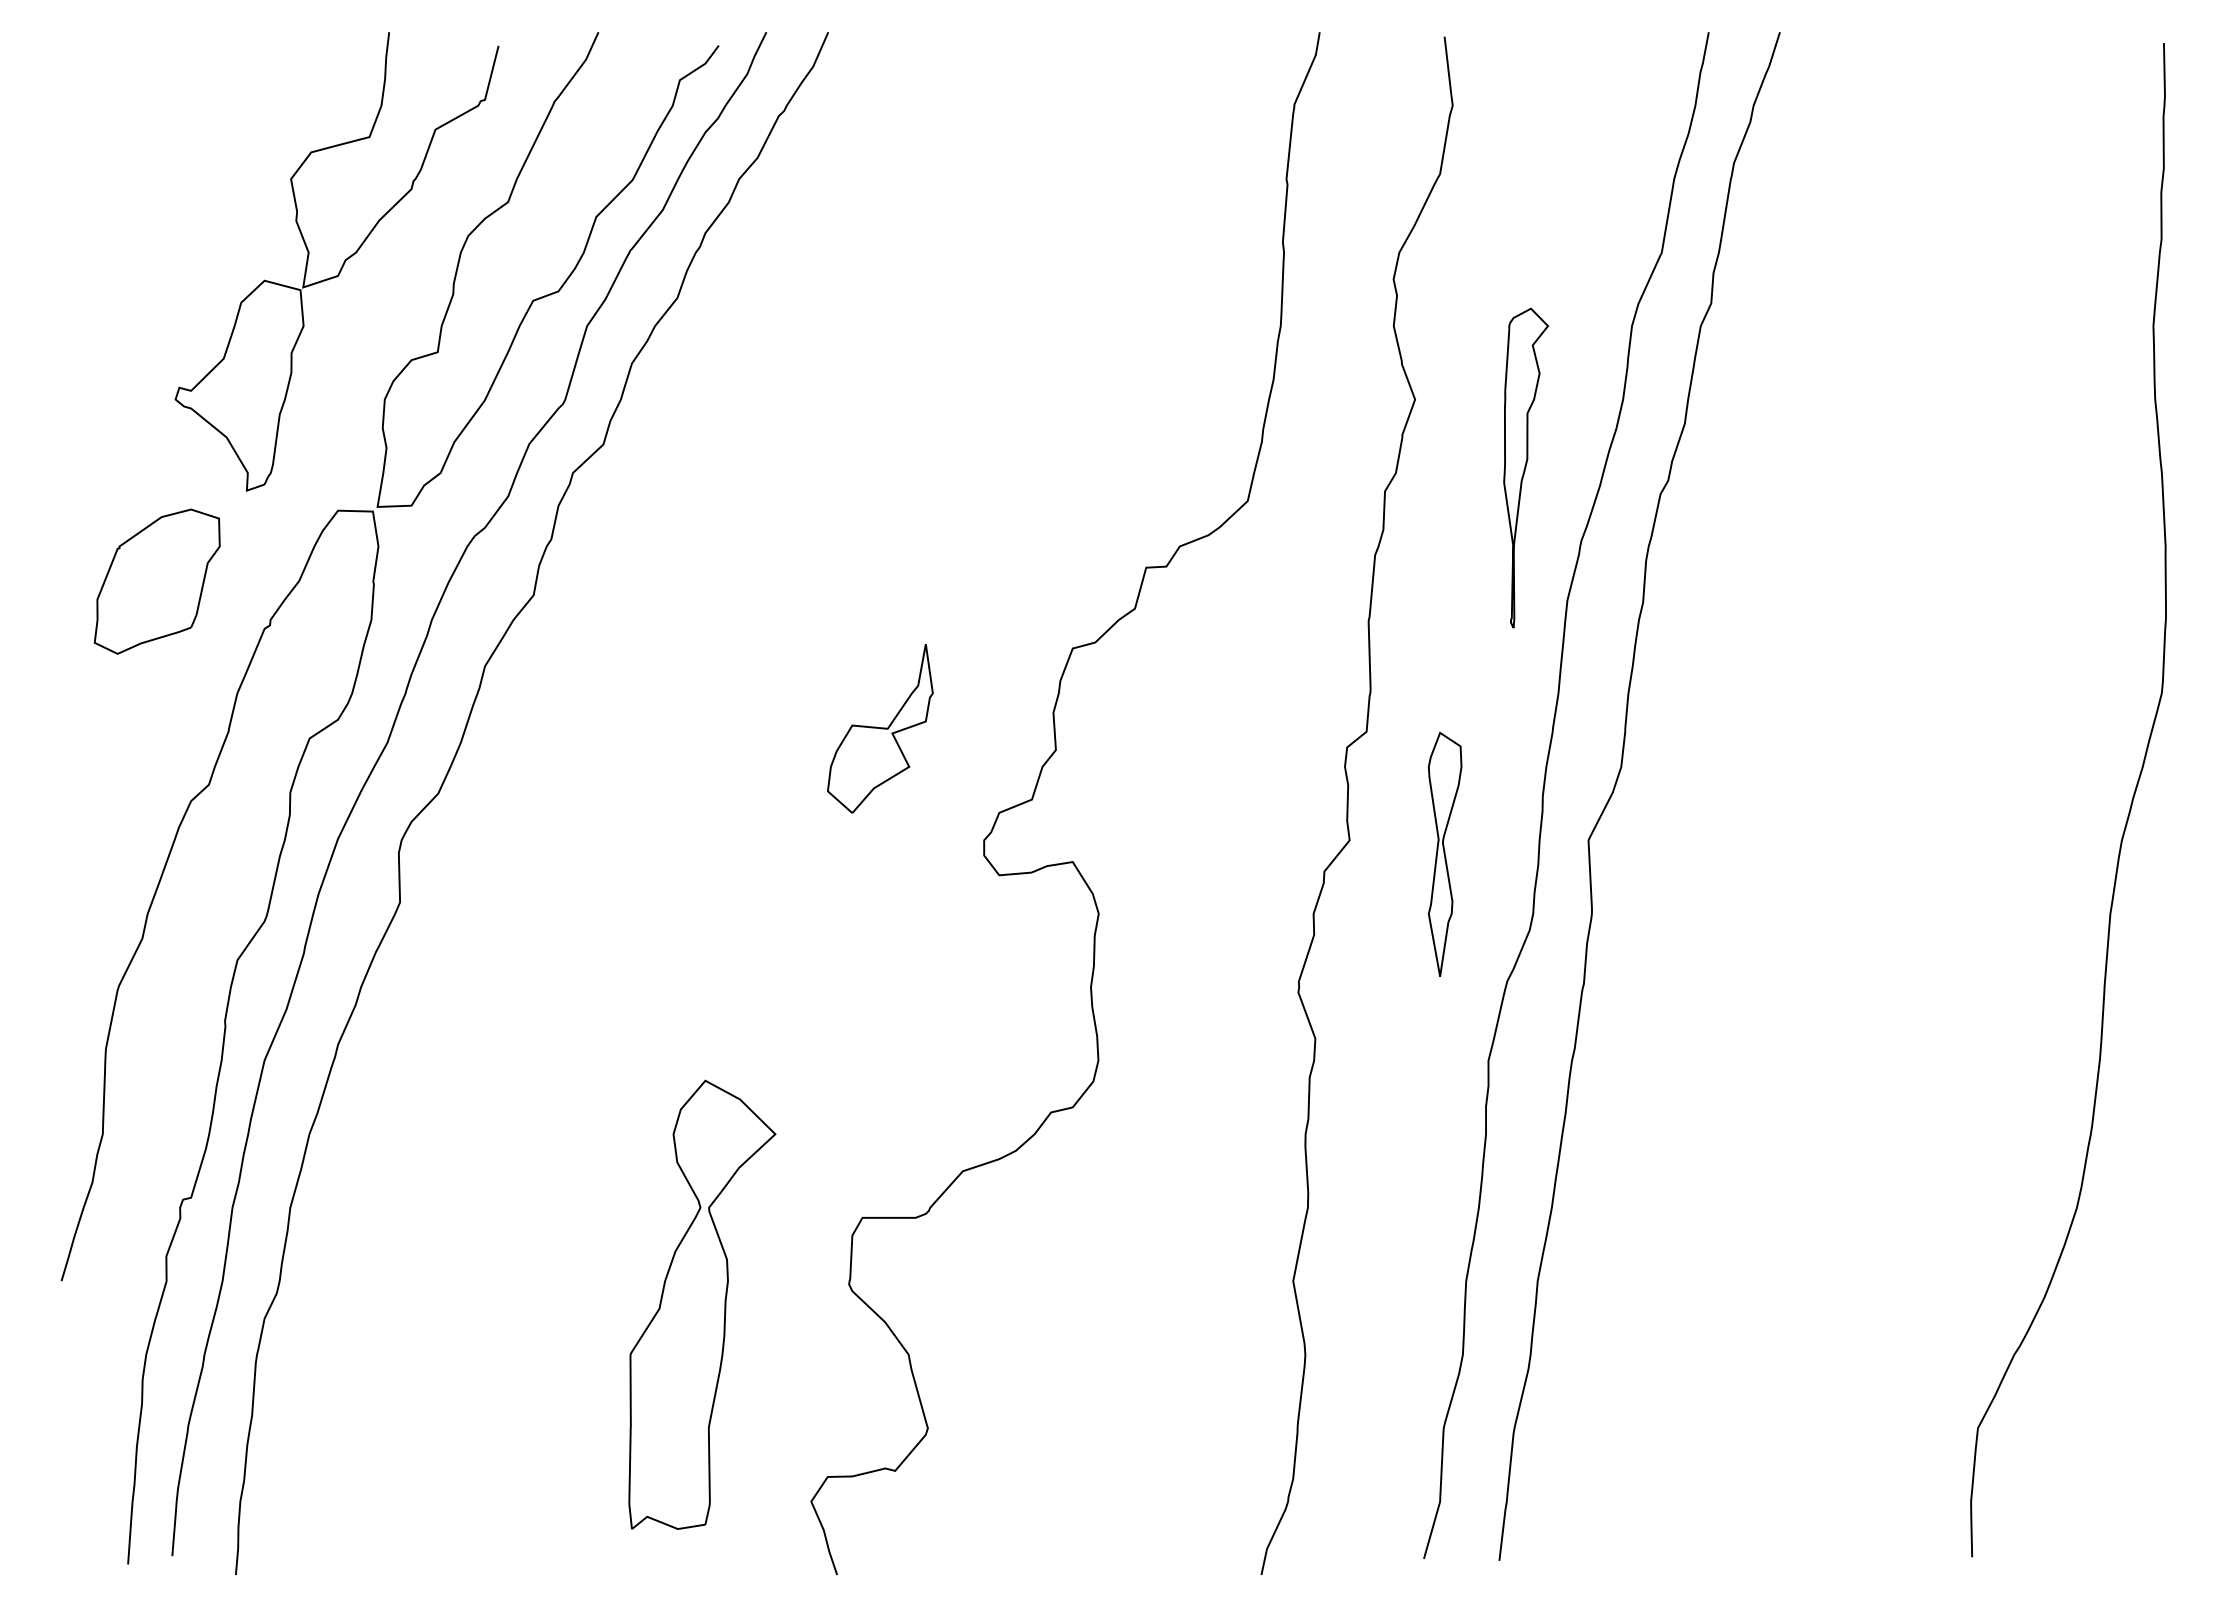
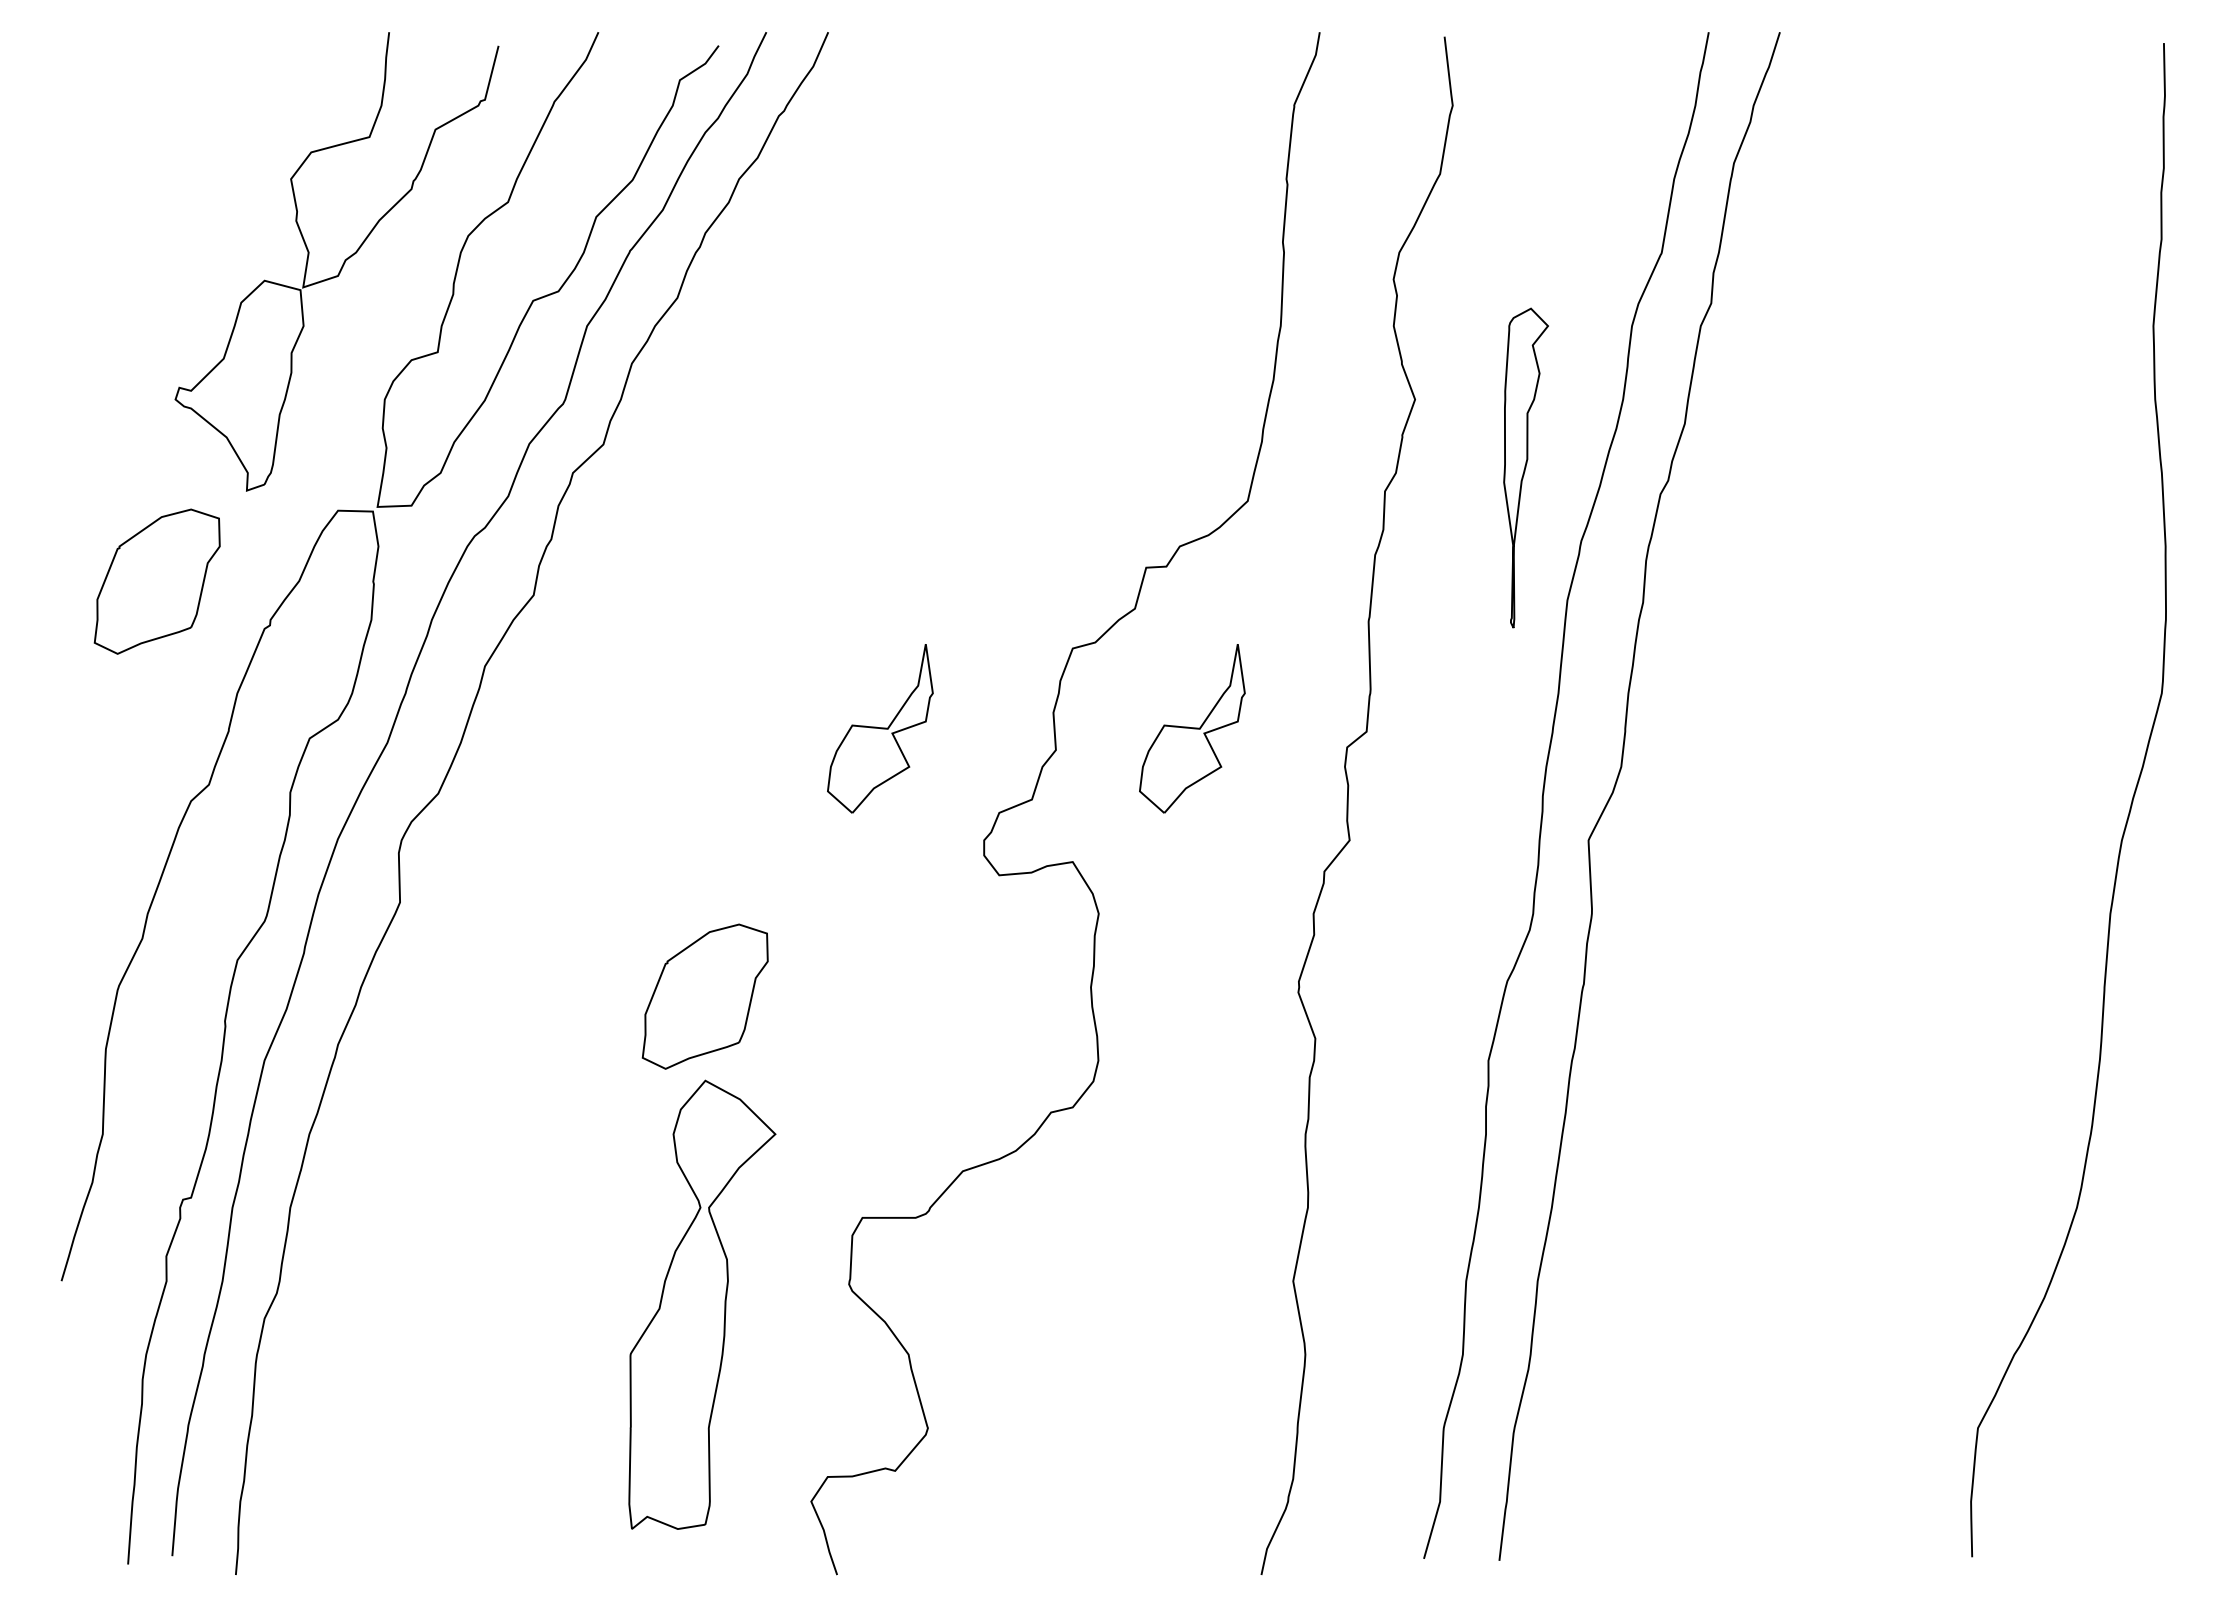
part: none -> present (1192, 728)
part: present -> none (1445, 853)
part: none -> present (704, 996)
